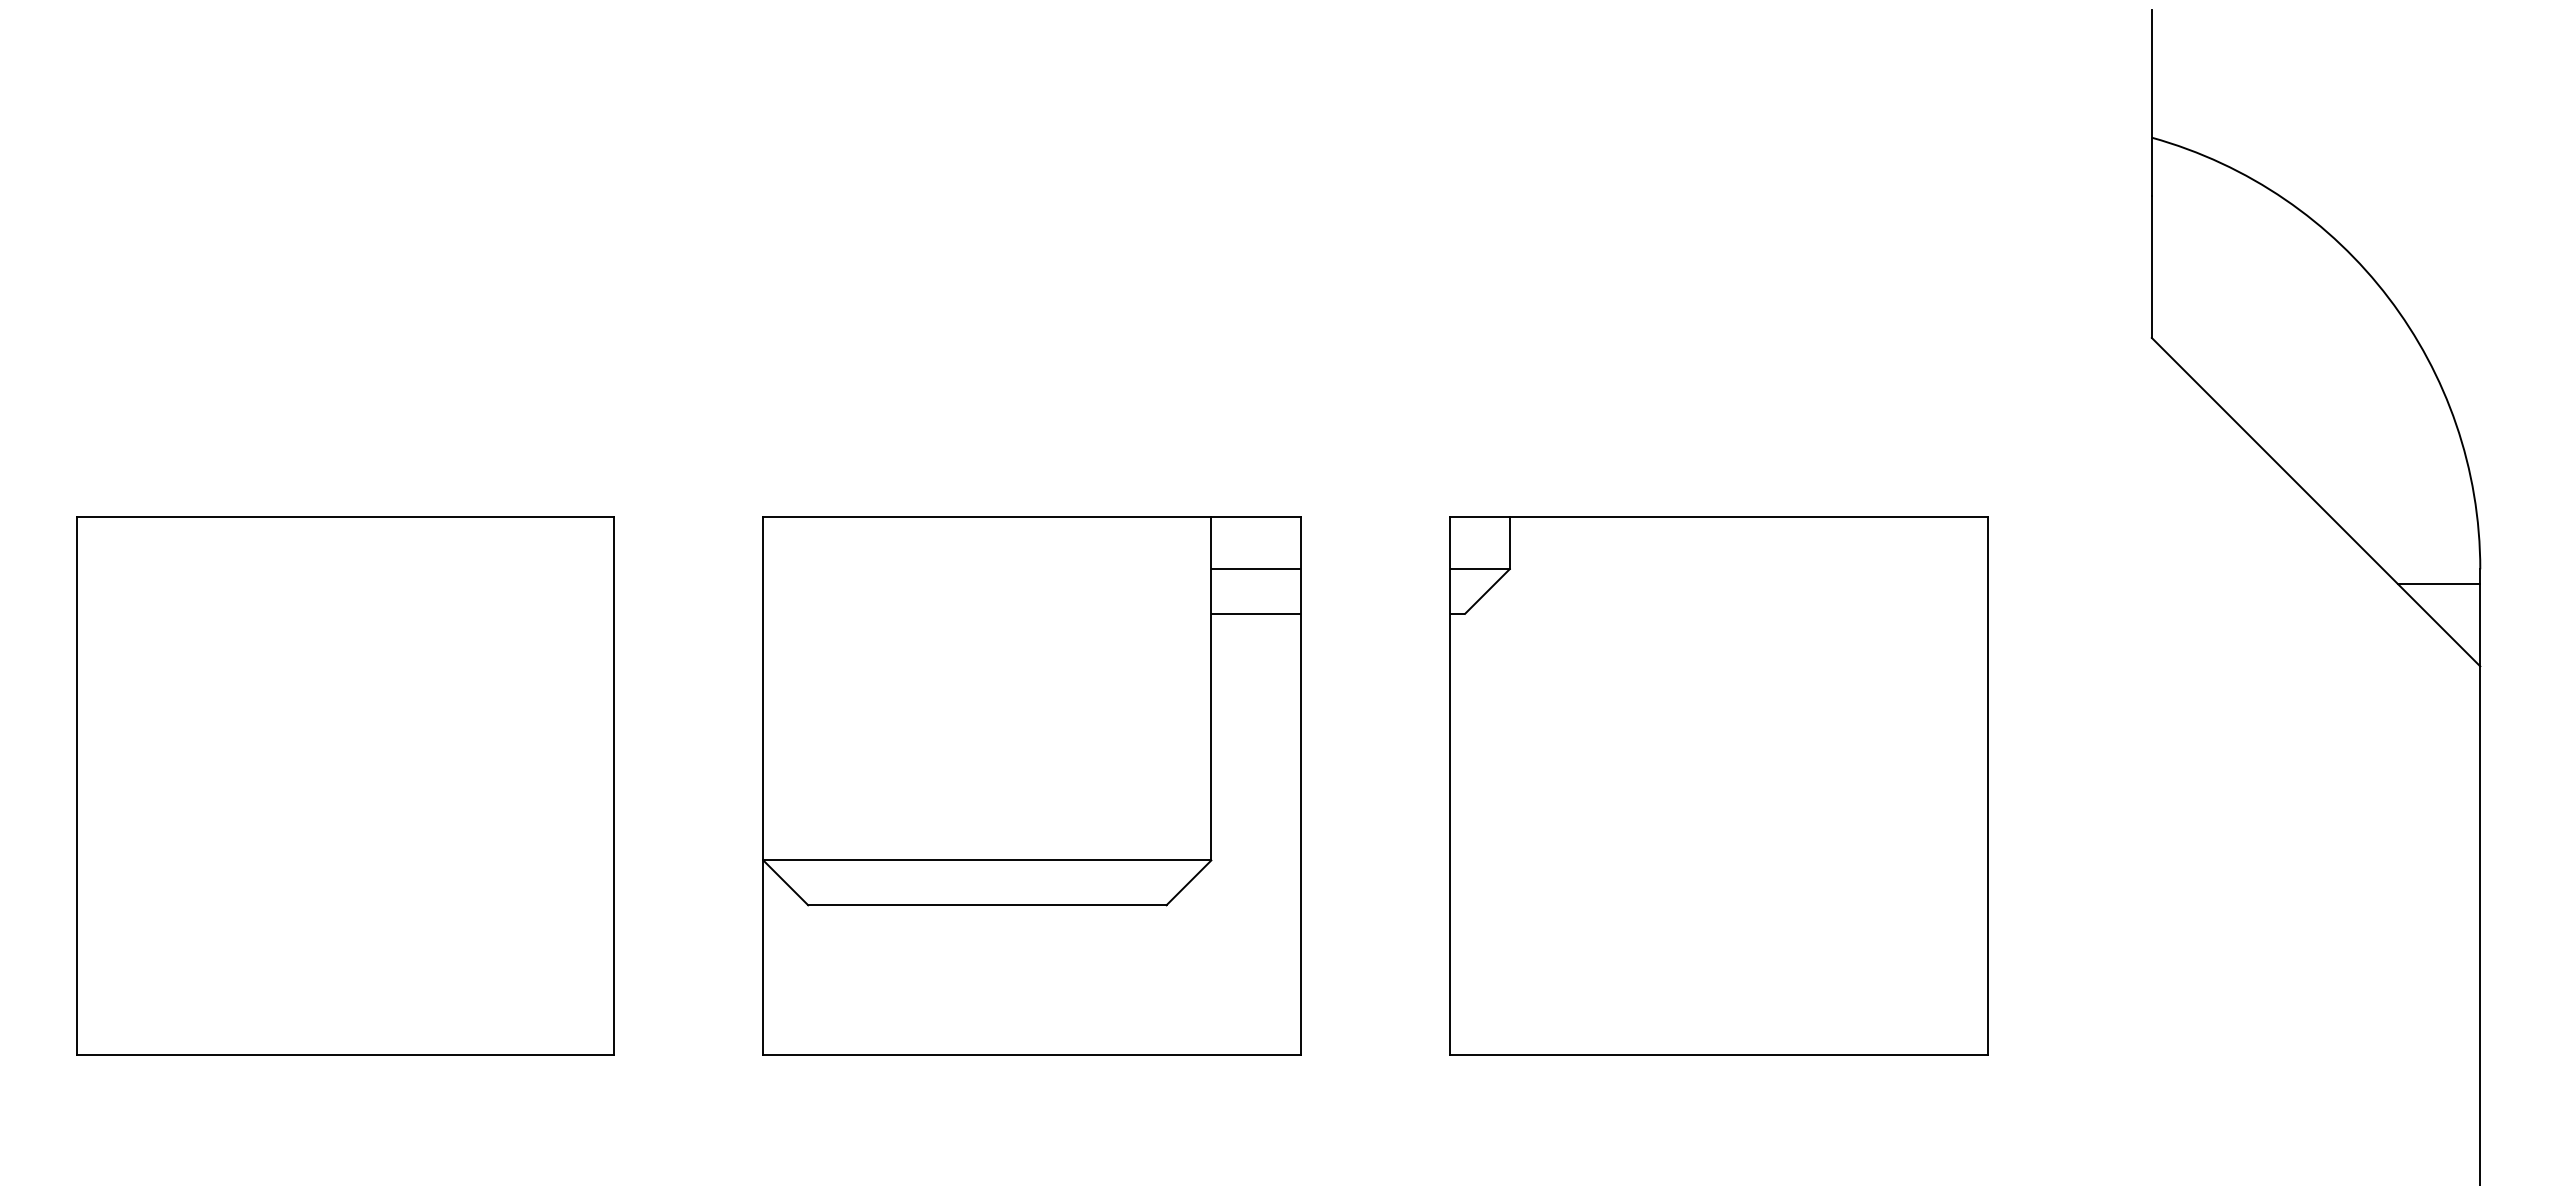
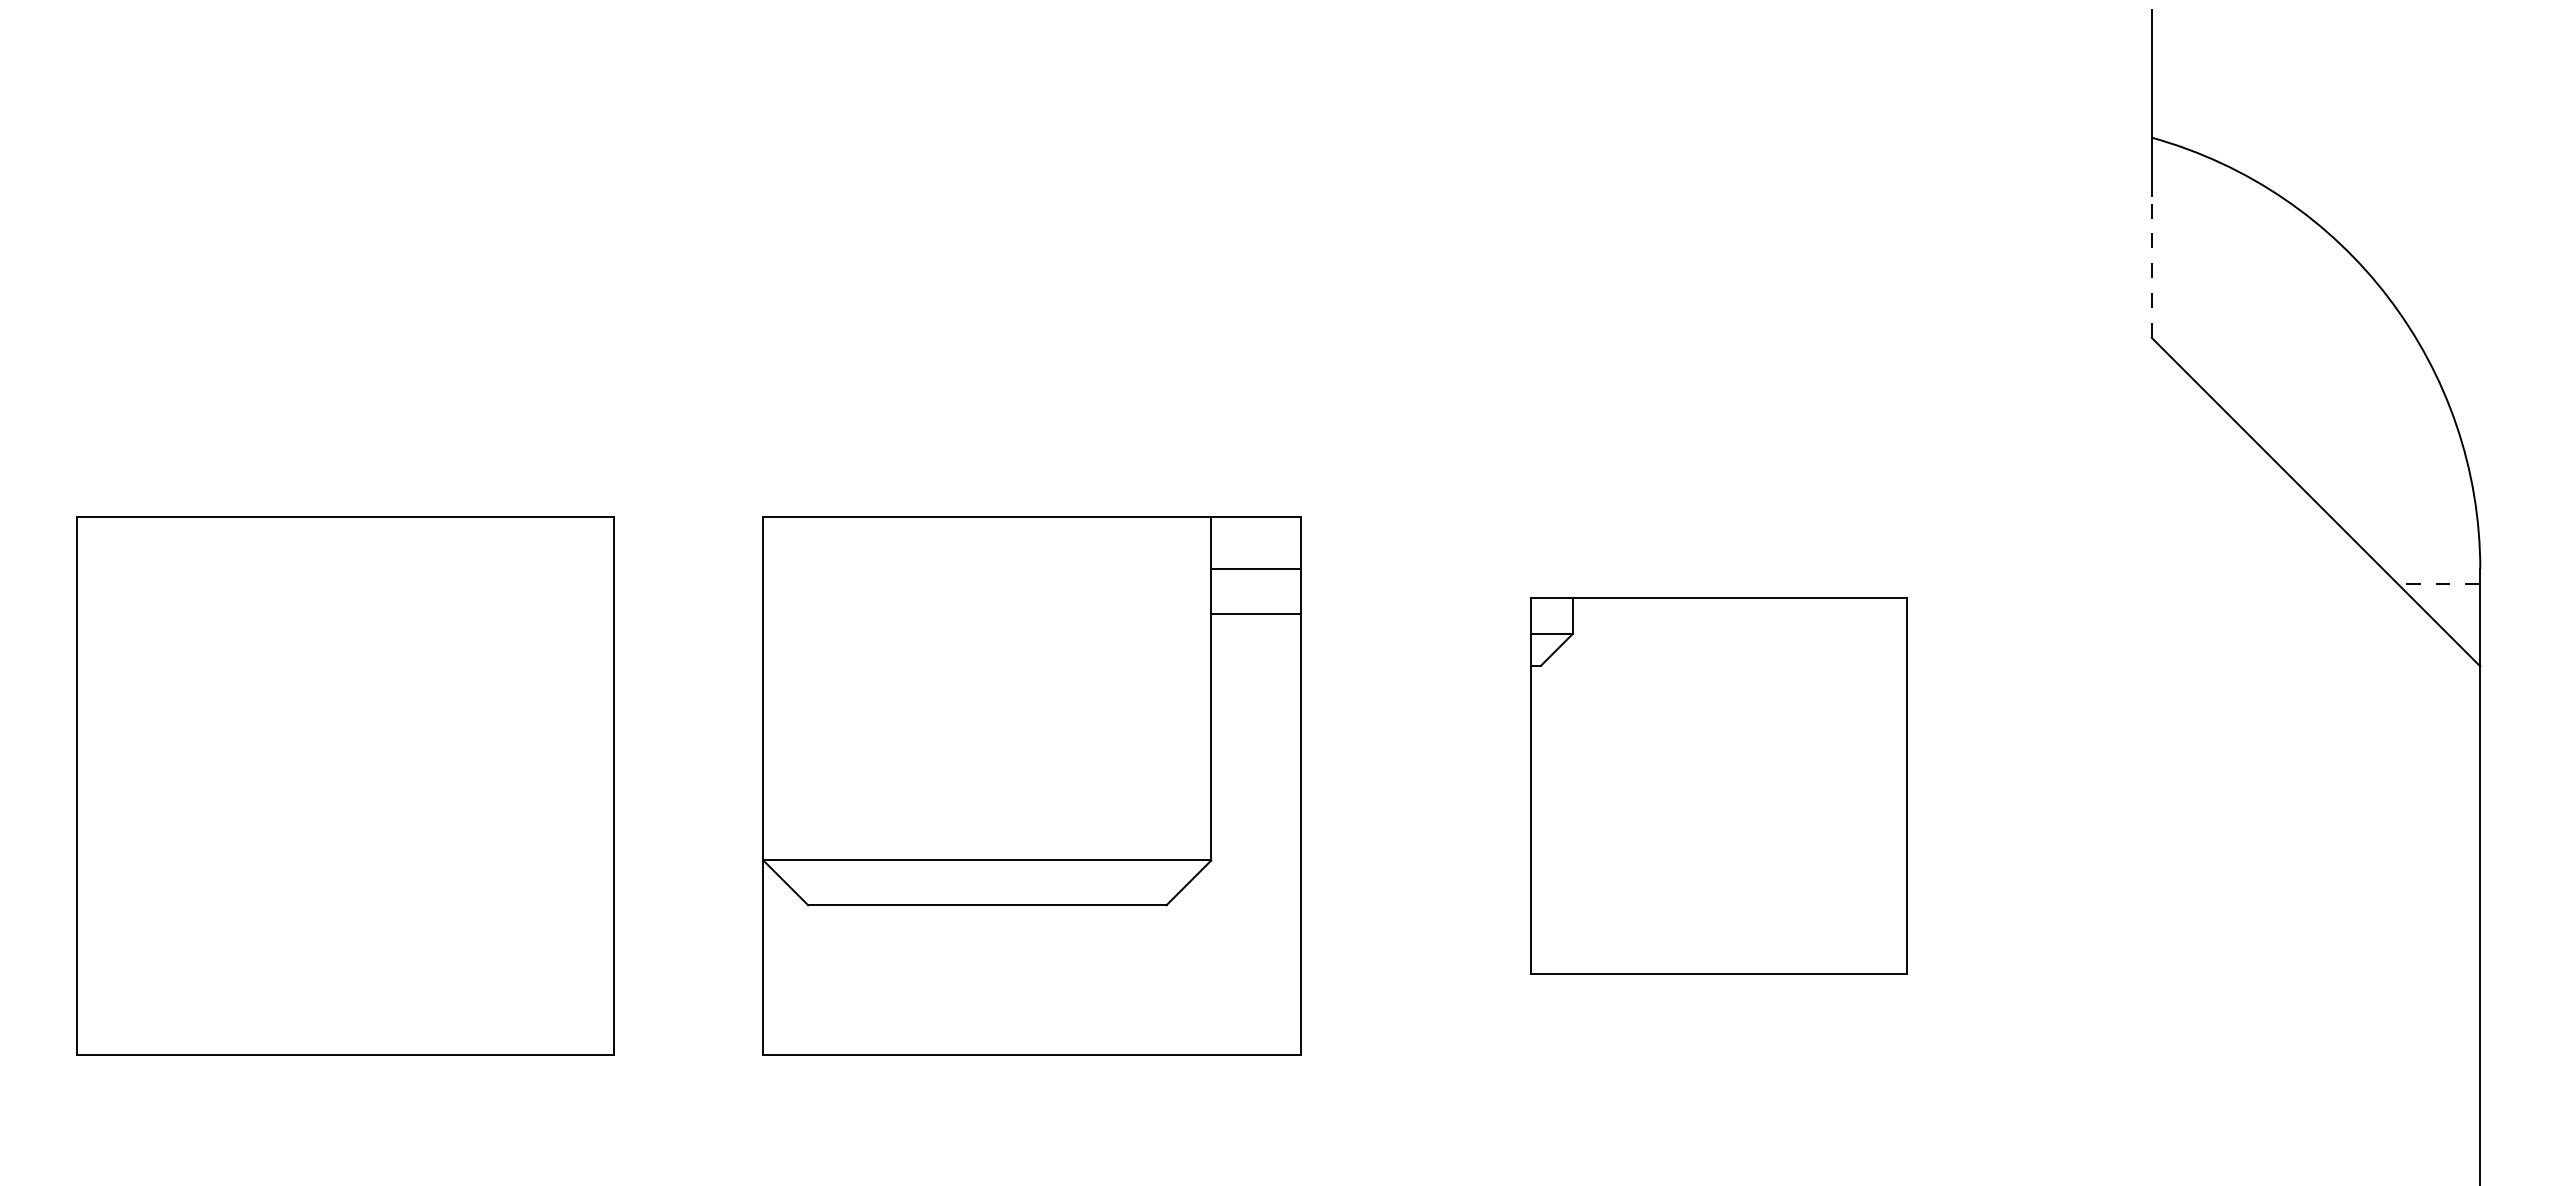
line: solid -> dashed (2151, 267)
line: solid -> dashed (2438, 584)
part size: 540x540 px -> 378x378 px (1718, 785)
